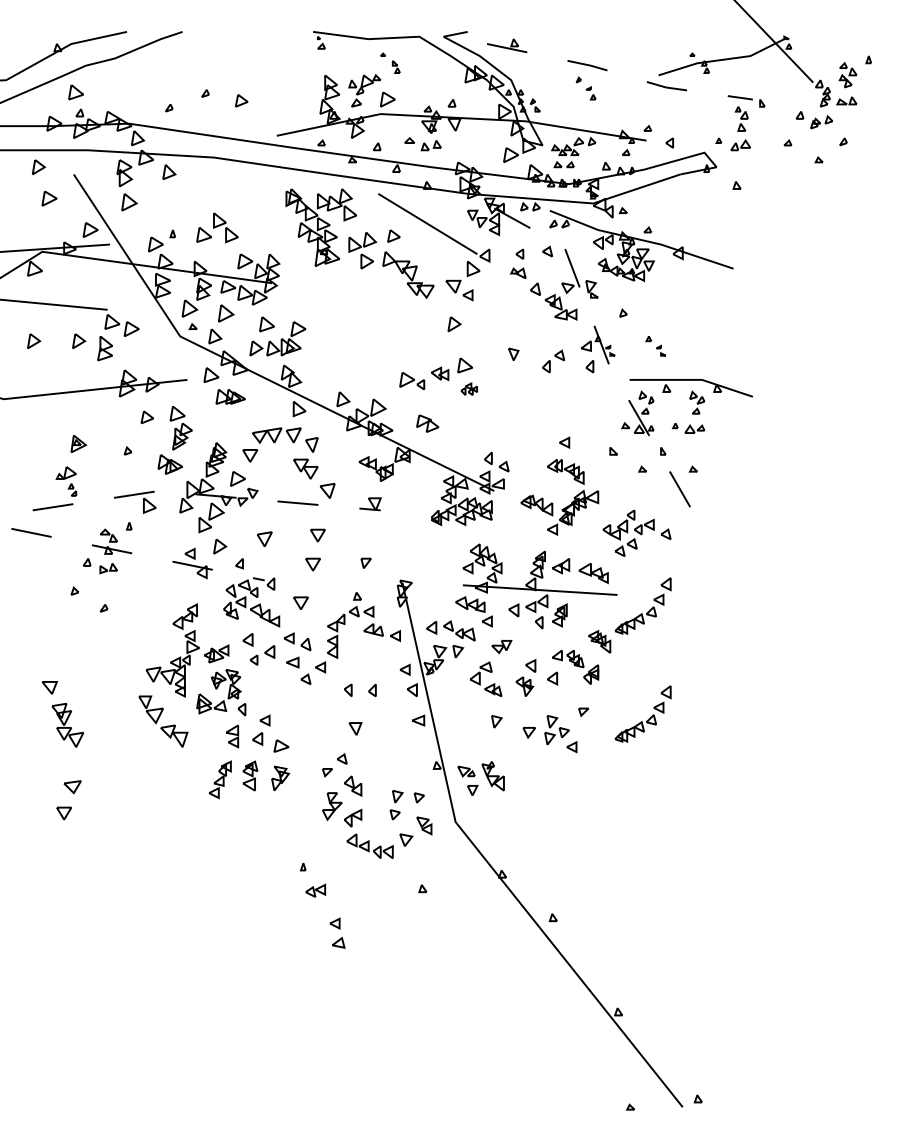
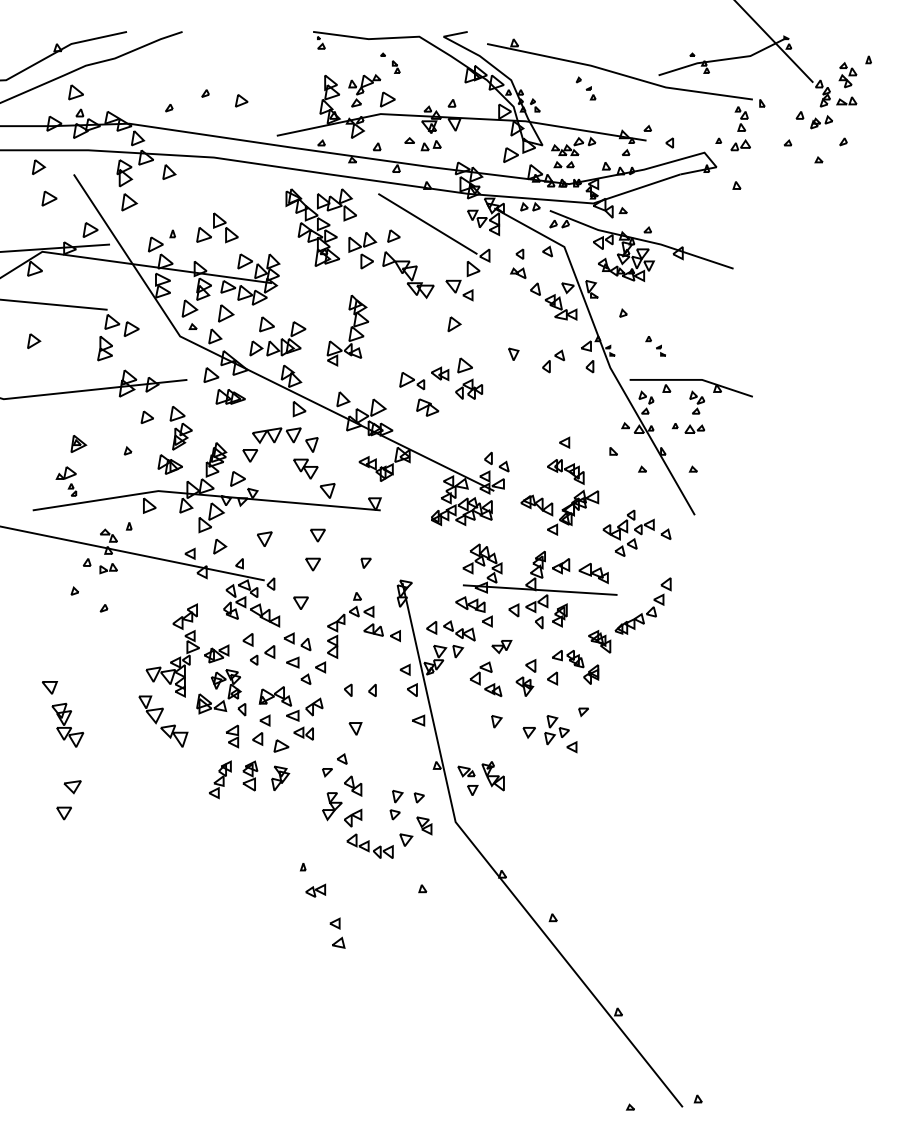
line: dashed -> solid (619, 74)
part: none -> present (347, 330)
part: present -> none (79, 340)
line: dashed -> solid (603, 349)
part size: 18x14 px -> 29x22 px (469, 388)
part position: (427, 423) -> (427, 407) (427, 407)
line: dashed -> solid (206, 495)
line: dashed -> solid (132, 553)
part: none -> present (290, 713)
part: present -> none (648, 718)
